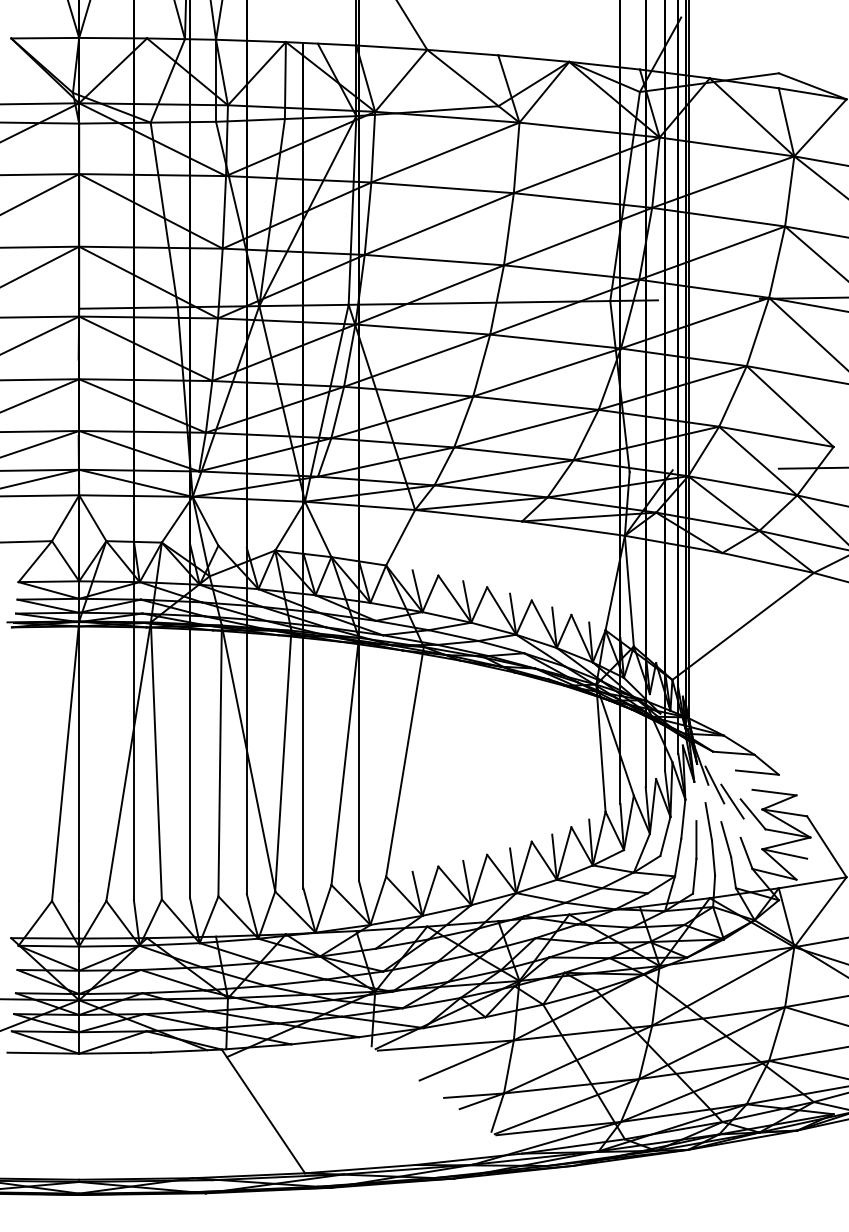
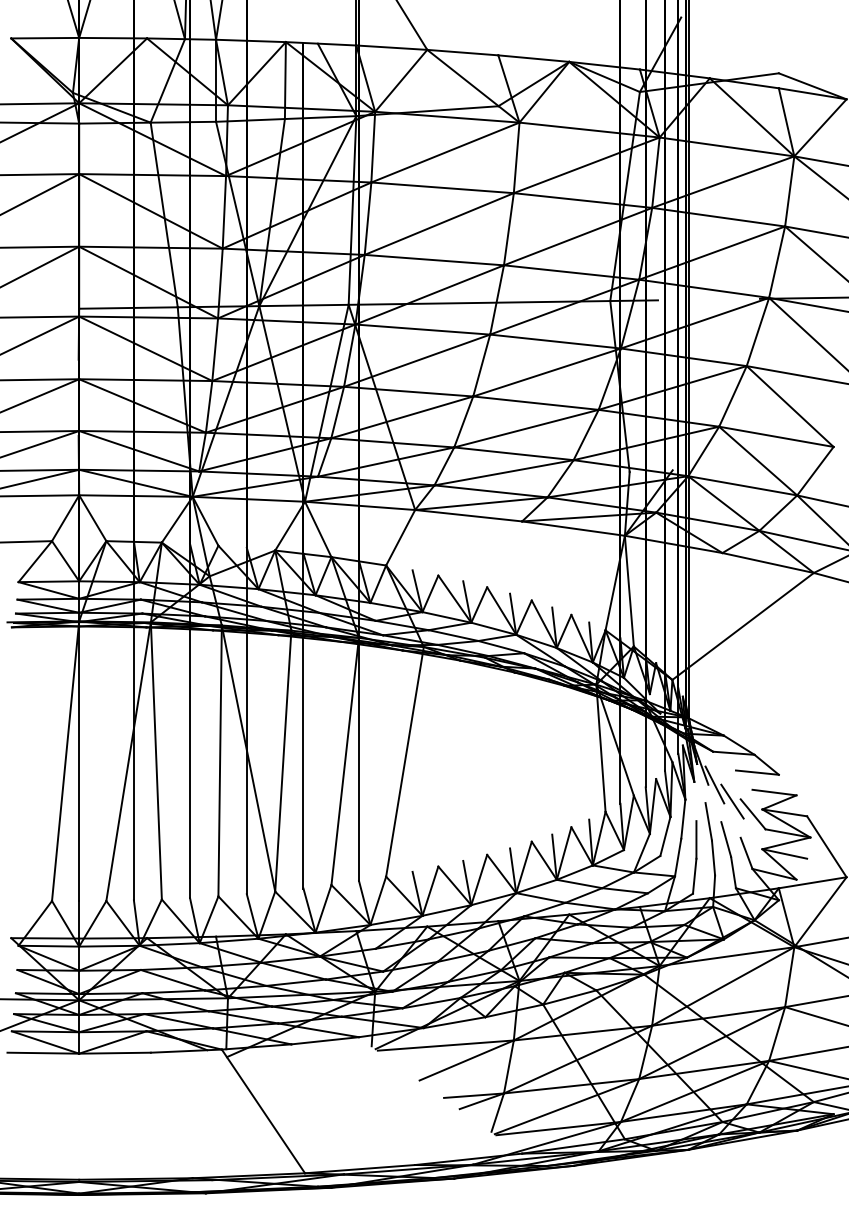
line: present -> none (811, 467)
